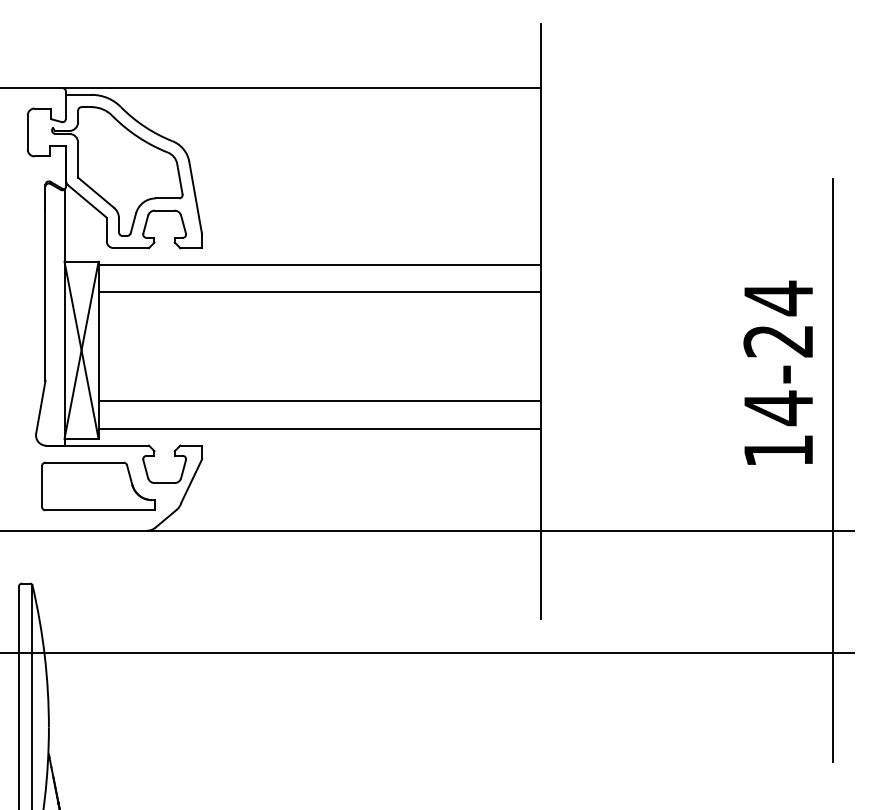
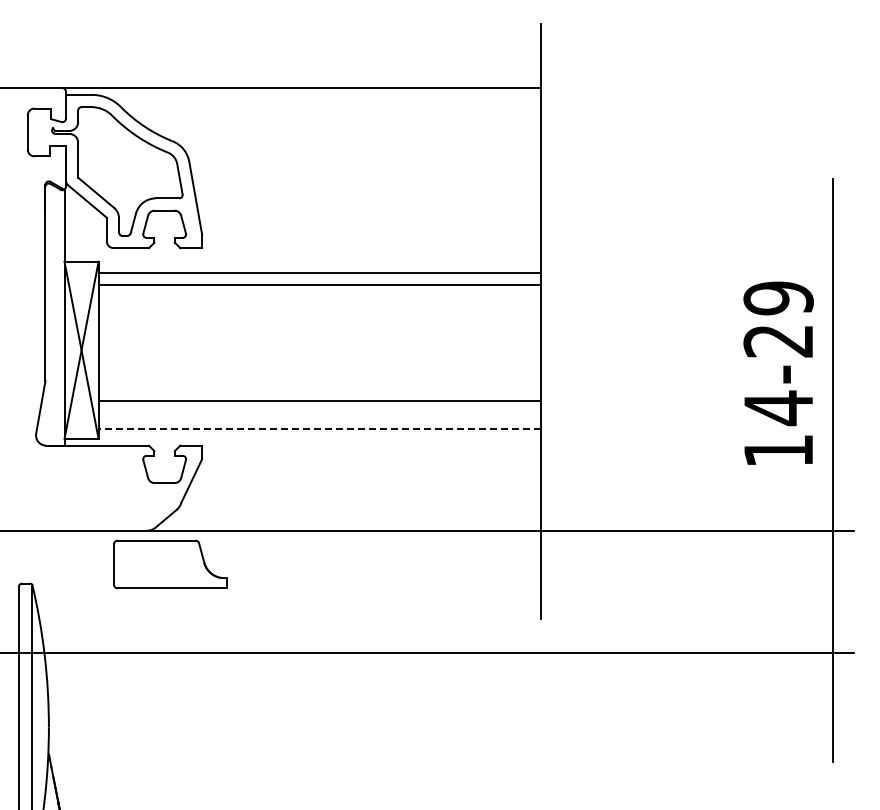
line position: (319, 265) -> (319, 273) (319, 273)
line position: (319, 292) -> (319, 285) (319, 285)
text: 14-24 -> 14-29 (778, 298)
line: solid -> dashed (319, 428)
part position: (98, 486) -> (170, 564) (170, 564)
